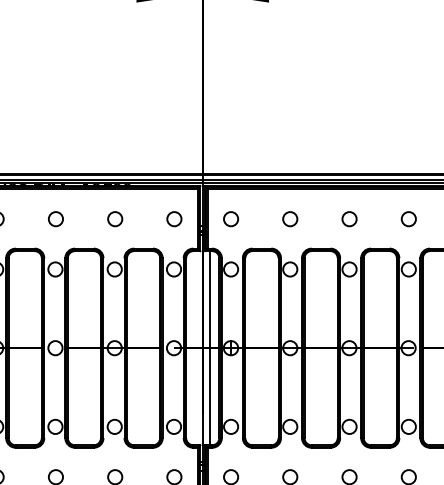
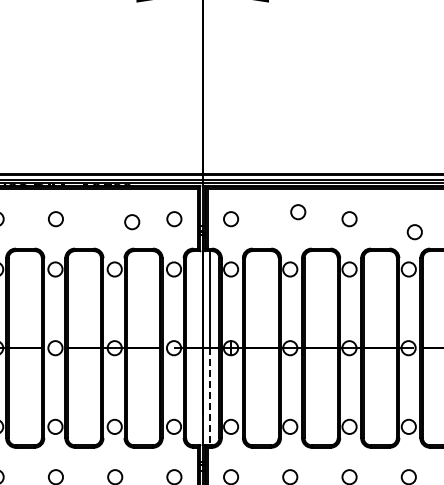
circle position: (115, 219) -> (132, 222) (132, 222)
circle position: (290, 219) -> (298, 212) (298, 212)
circle position: (408, 219) -> (414, 232) (414, 232)
line: solid -> dashed (209, 397)
